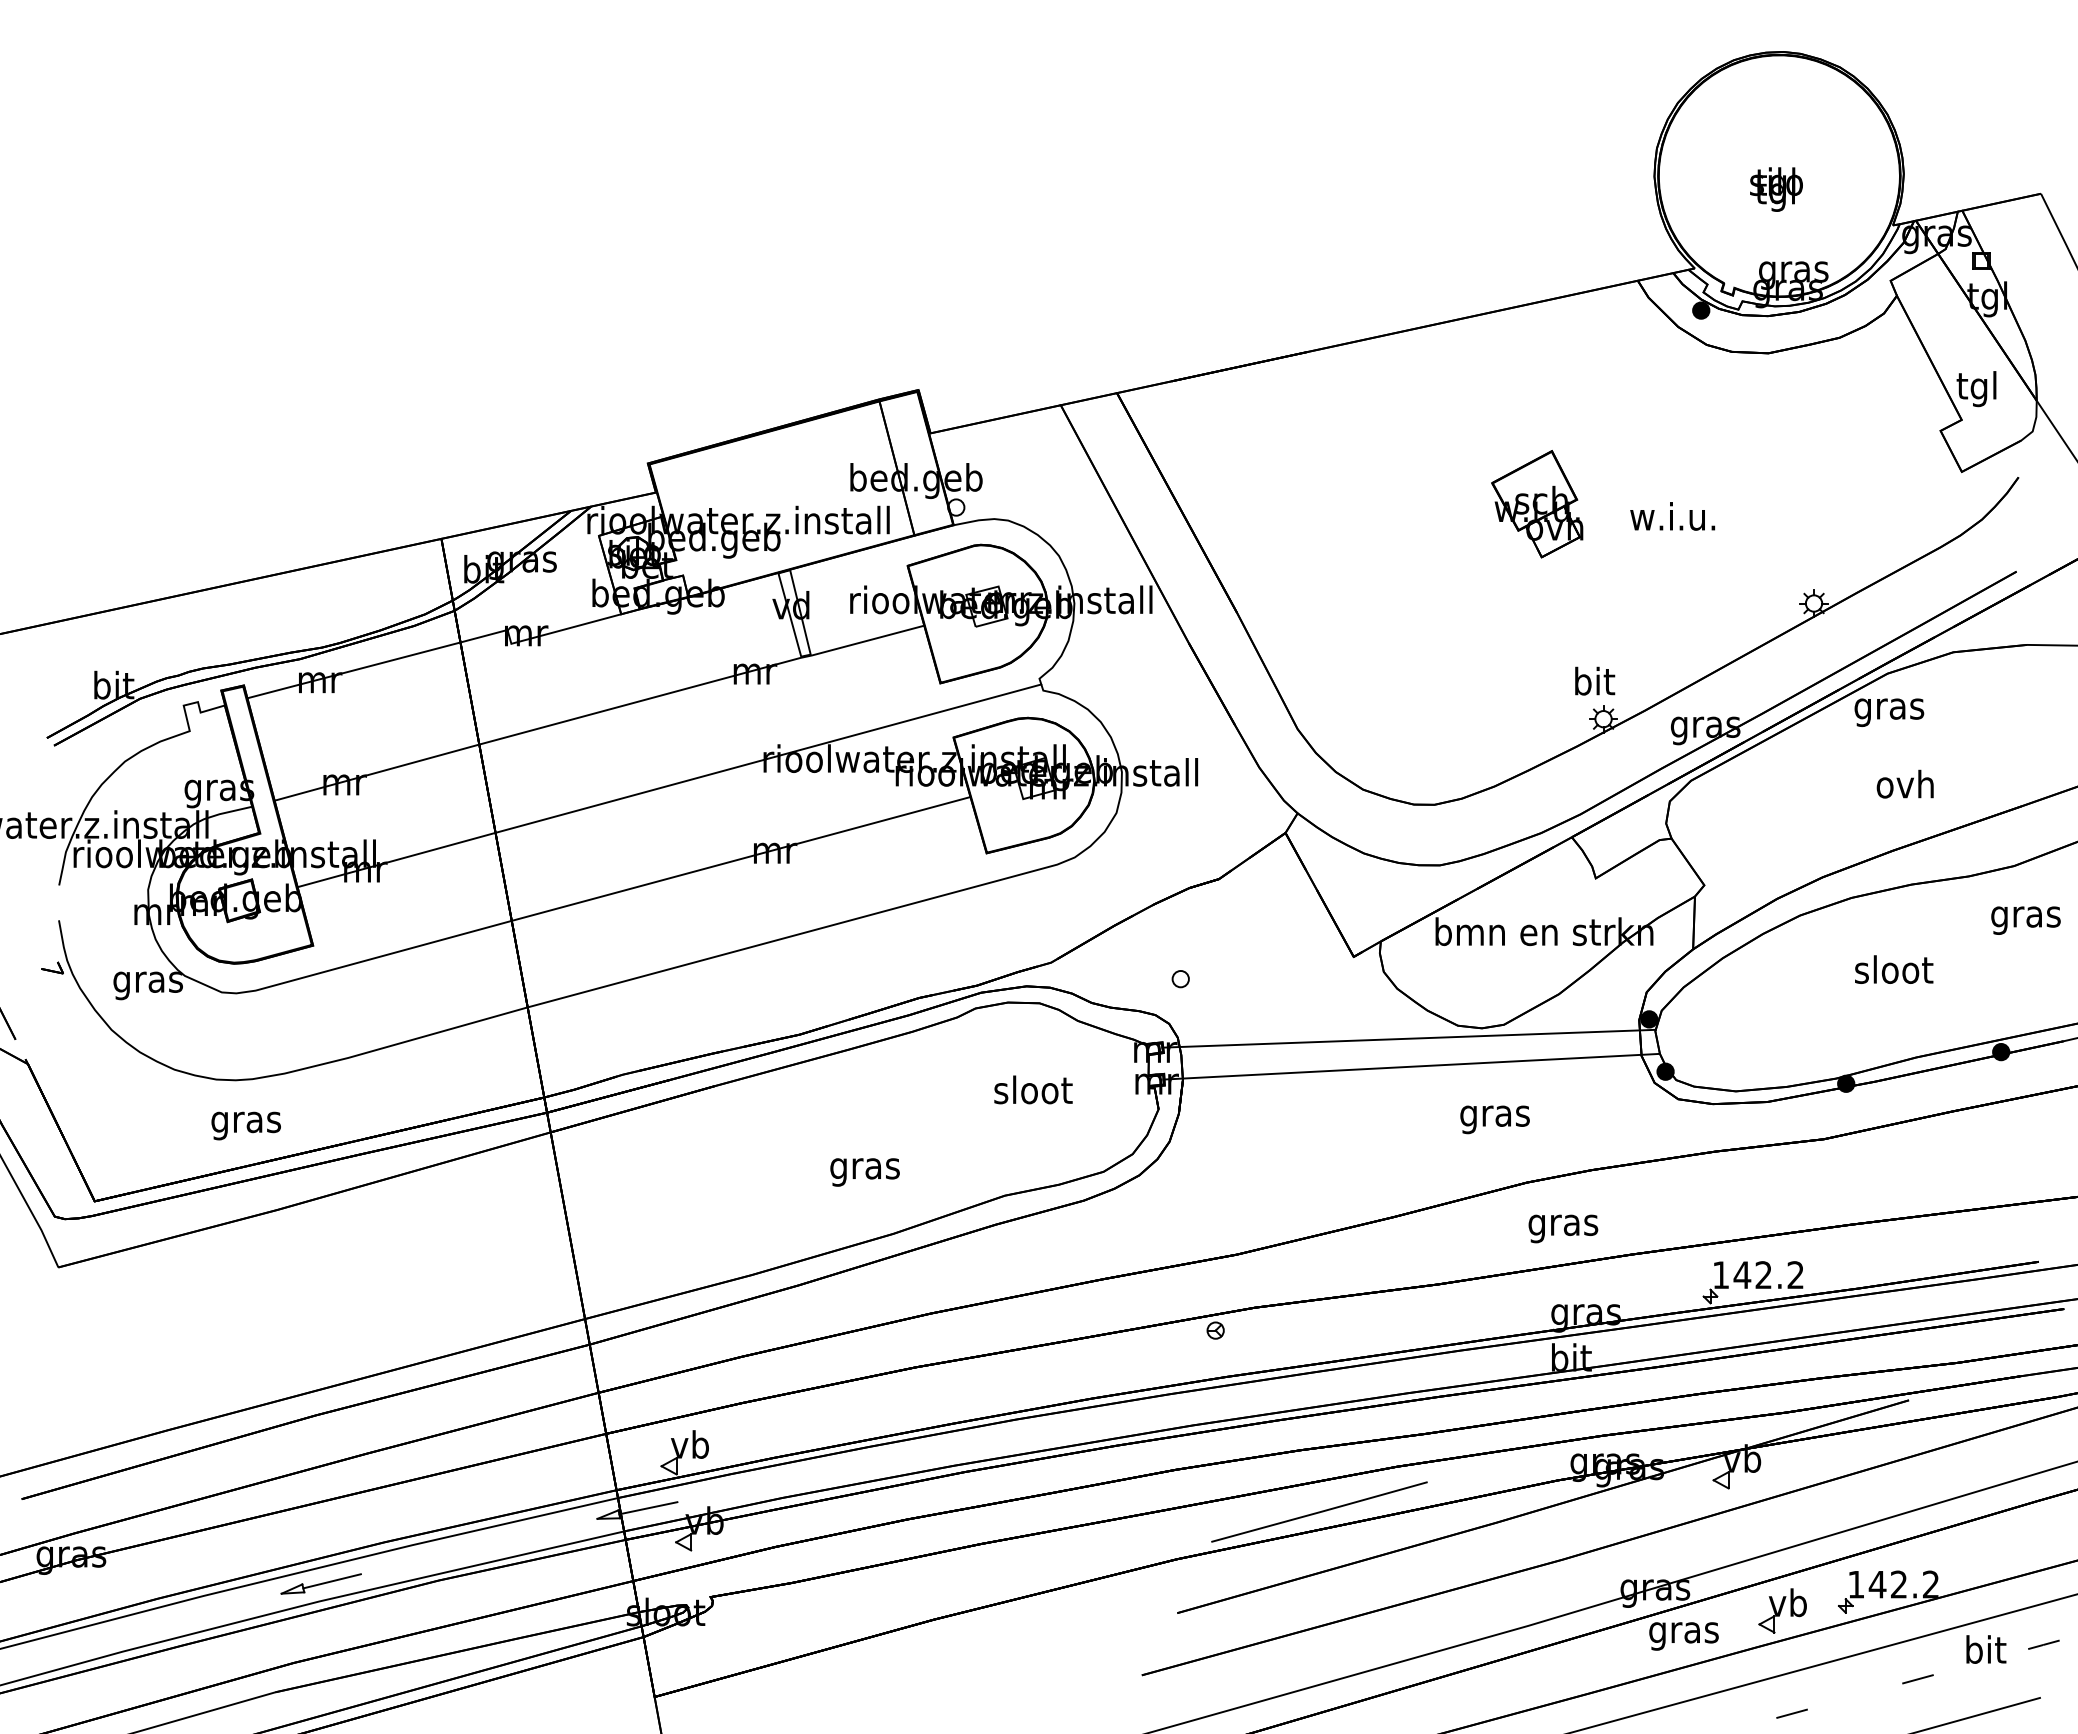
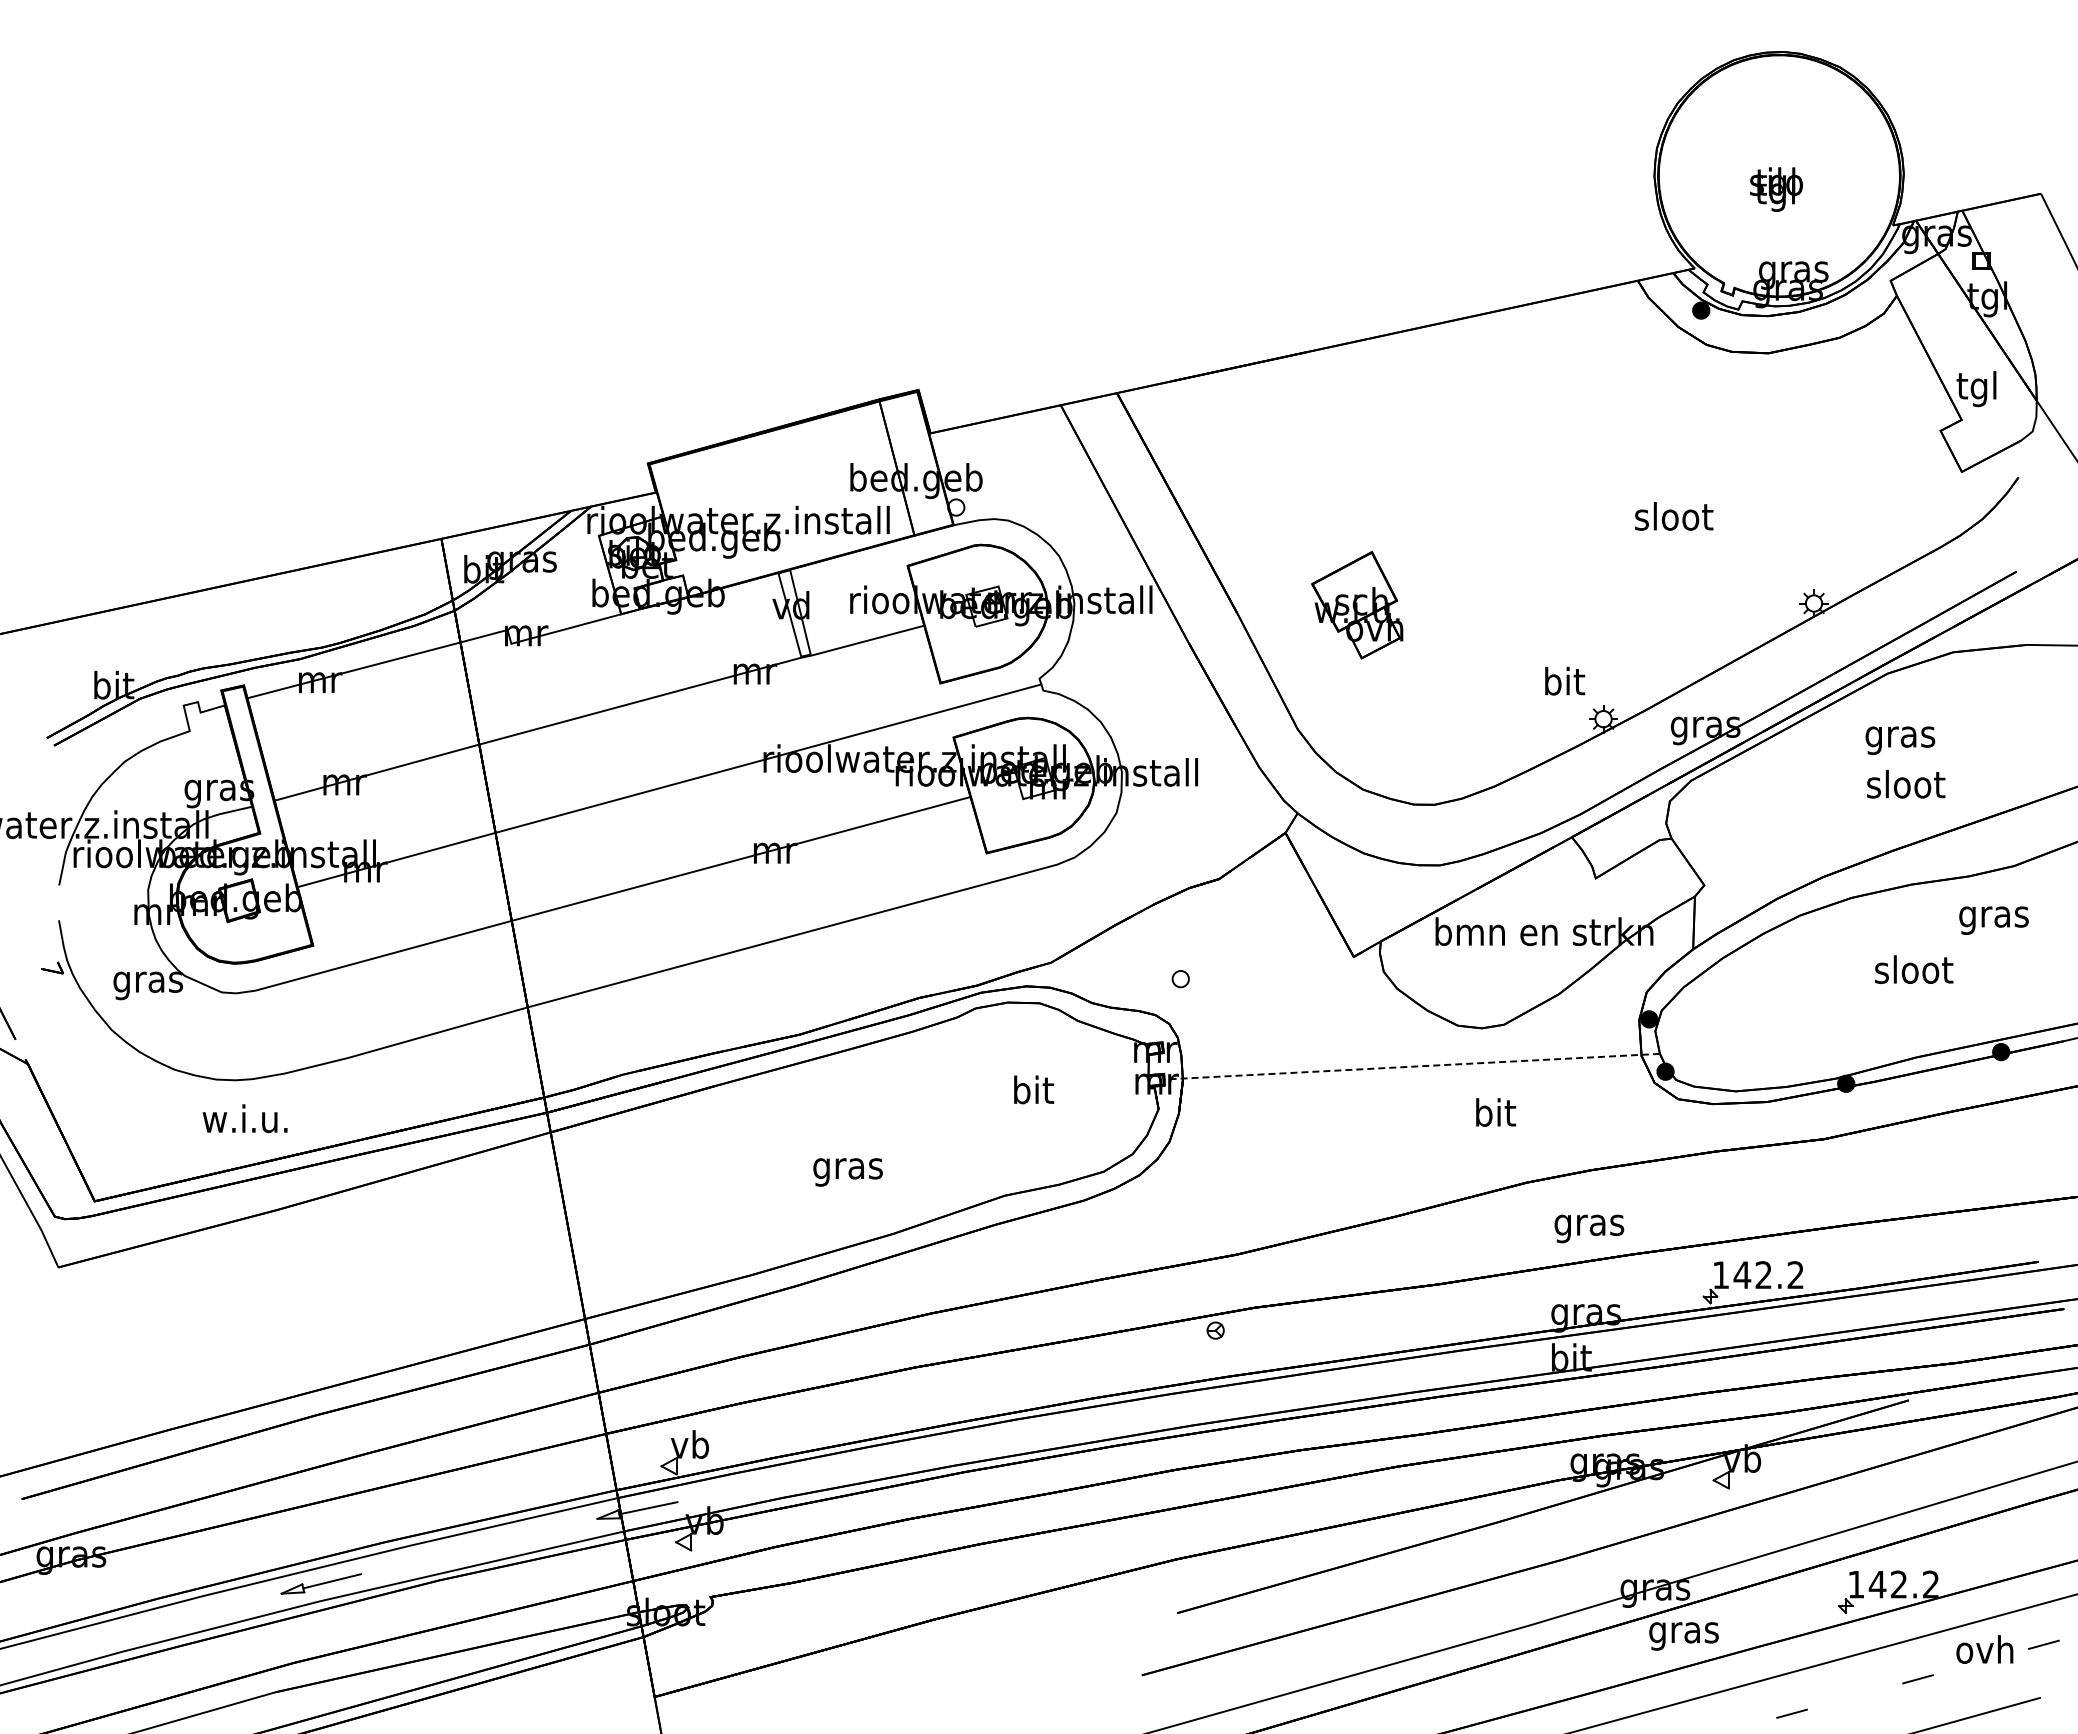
part position: (1537, 504) -> (1357, 605) (1357, 605)
text: w.i.u. -> sloot (1672, 516)
text position: (1595, 680) -> (1565, 680) (1565, 680)
text position: (1889, 712) -> (1900, 740) (1900, 740)
text: ovh -> sloot (1906, 783)
text position: (2025, 920) -> (1993, 920) (1993, 920)
text position: (1894, 969) -> (1914, 969) (1914, 969)
line: present -> none (1408, 1038)
line: solid -> dashed (1411, 1066)
text: sloot -> bit (1033, 1089)
text: gras -> bit (1494, 1116)
text: gras -> w.i.u. (244, 1122)
text position: (864, 1172) -> (847, 1172) (847, 1172)
text position: (1563, 1228) -> (1589, 1228) (1589, 1228)
line: present -> none (1319, 1511)
part: present -> none (1782, 1610)
text: bit -> ovh (1984, 1649)
